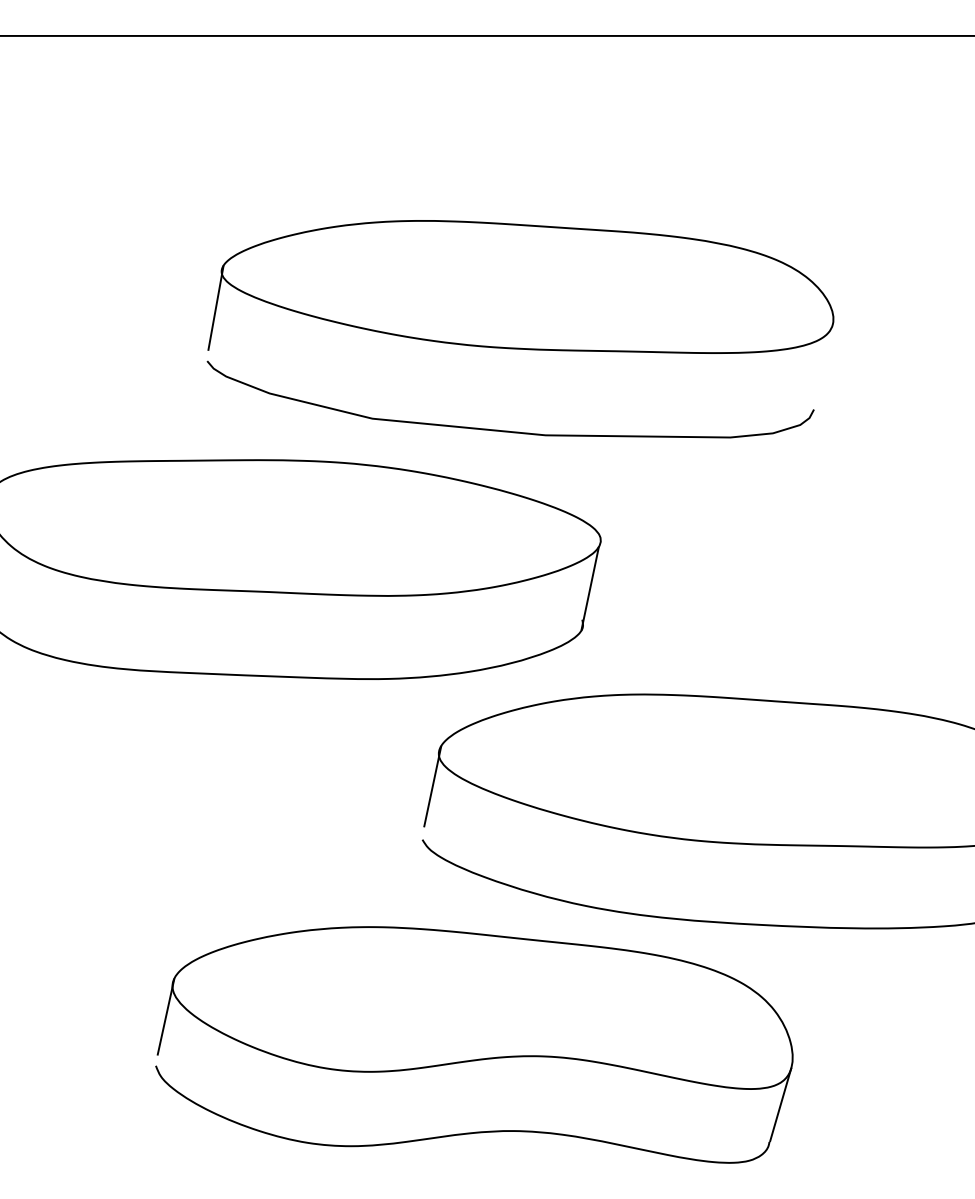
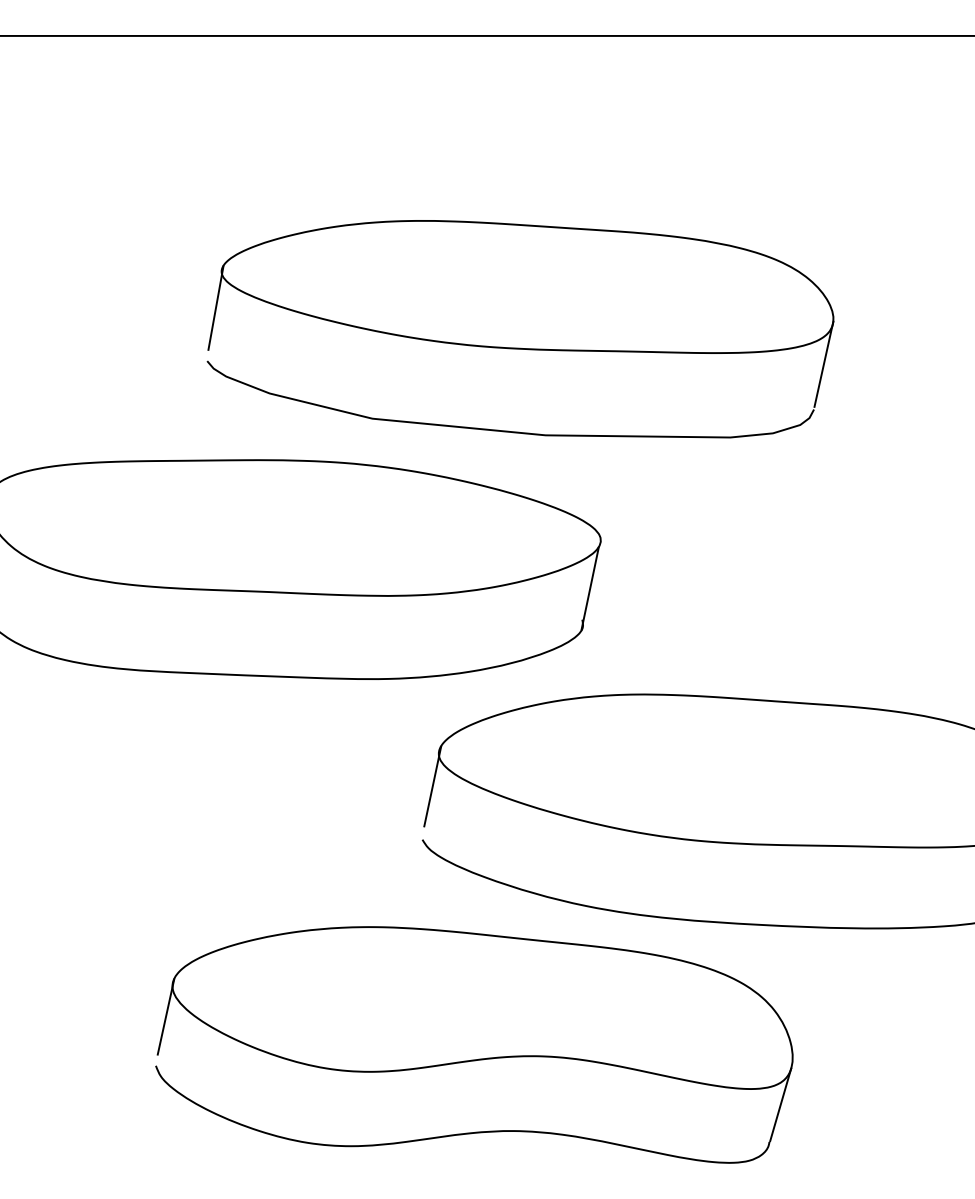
line: none -> present (823, 363)
